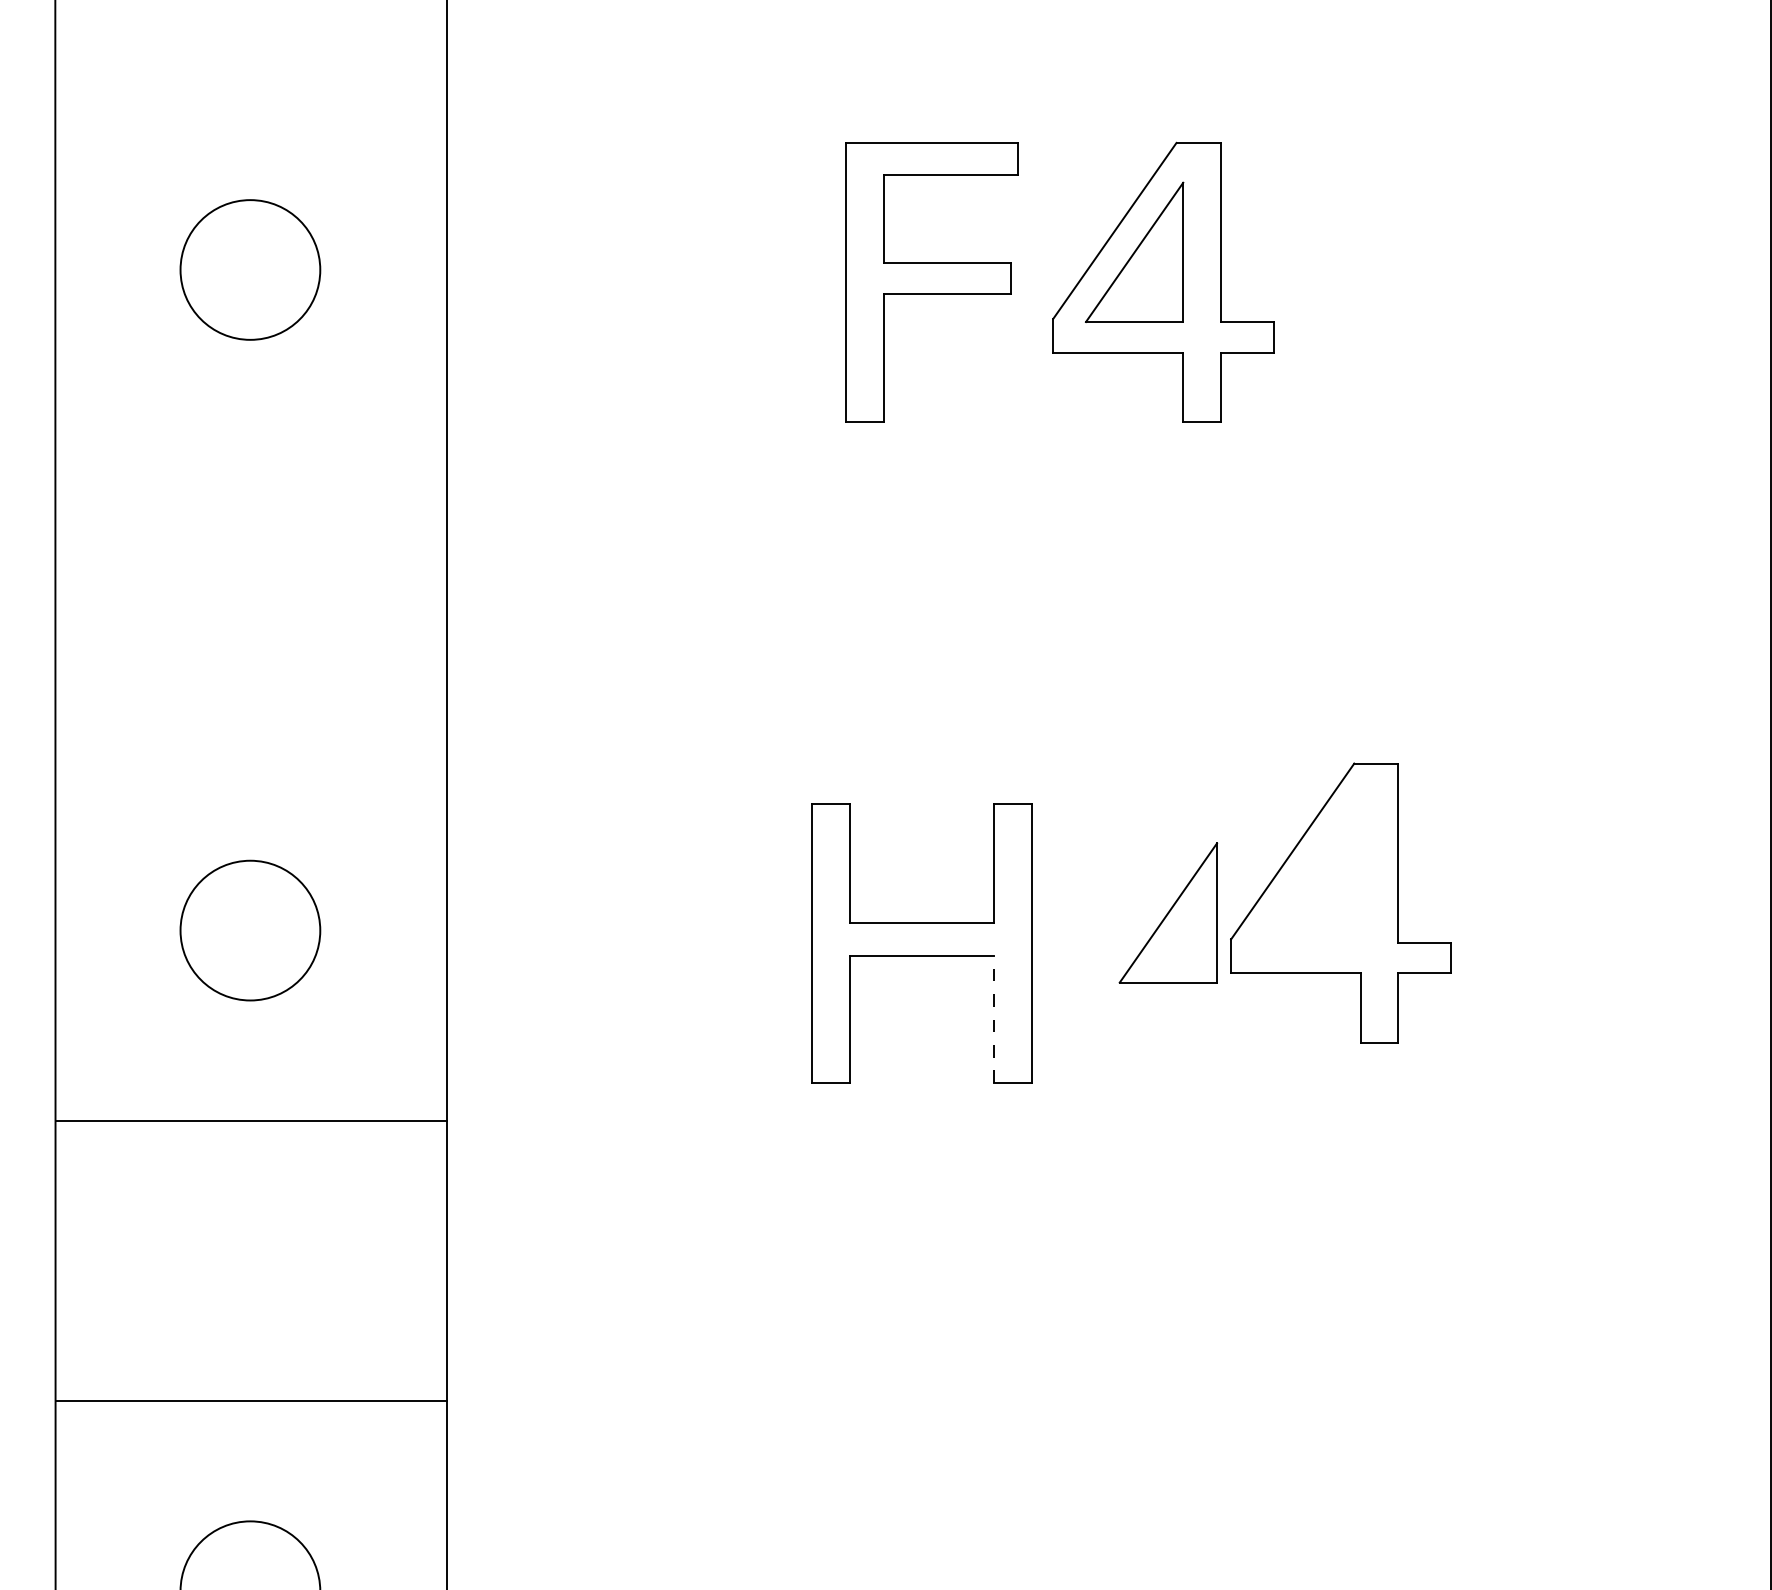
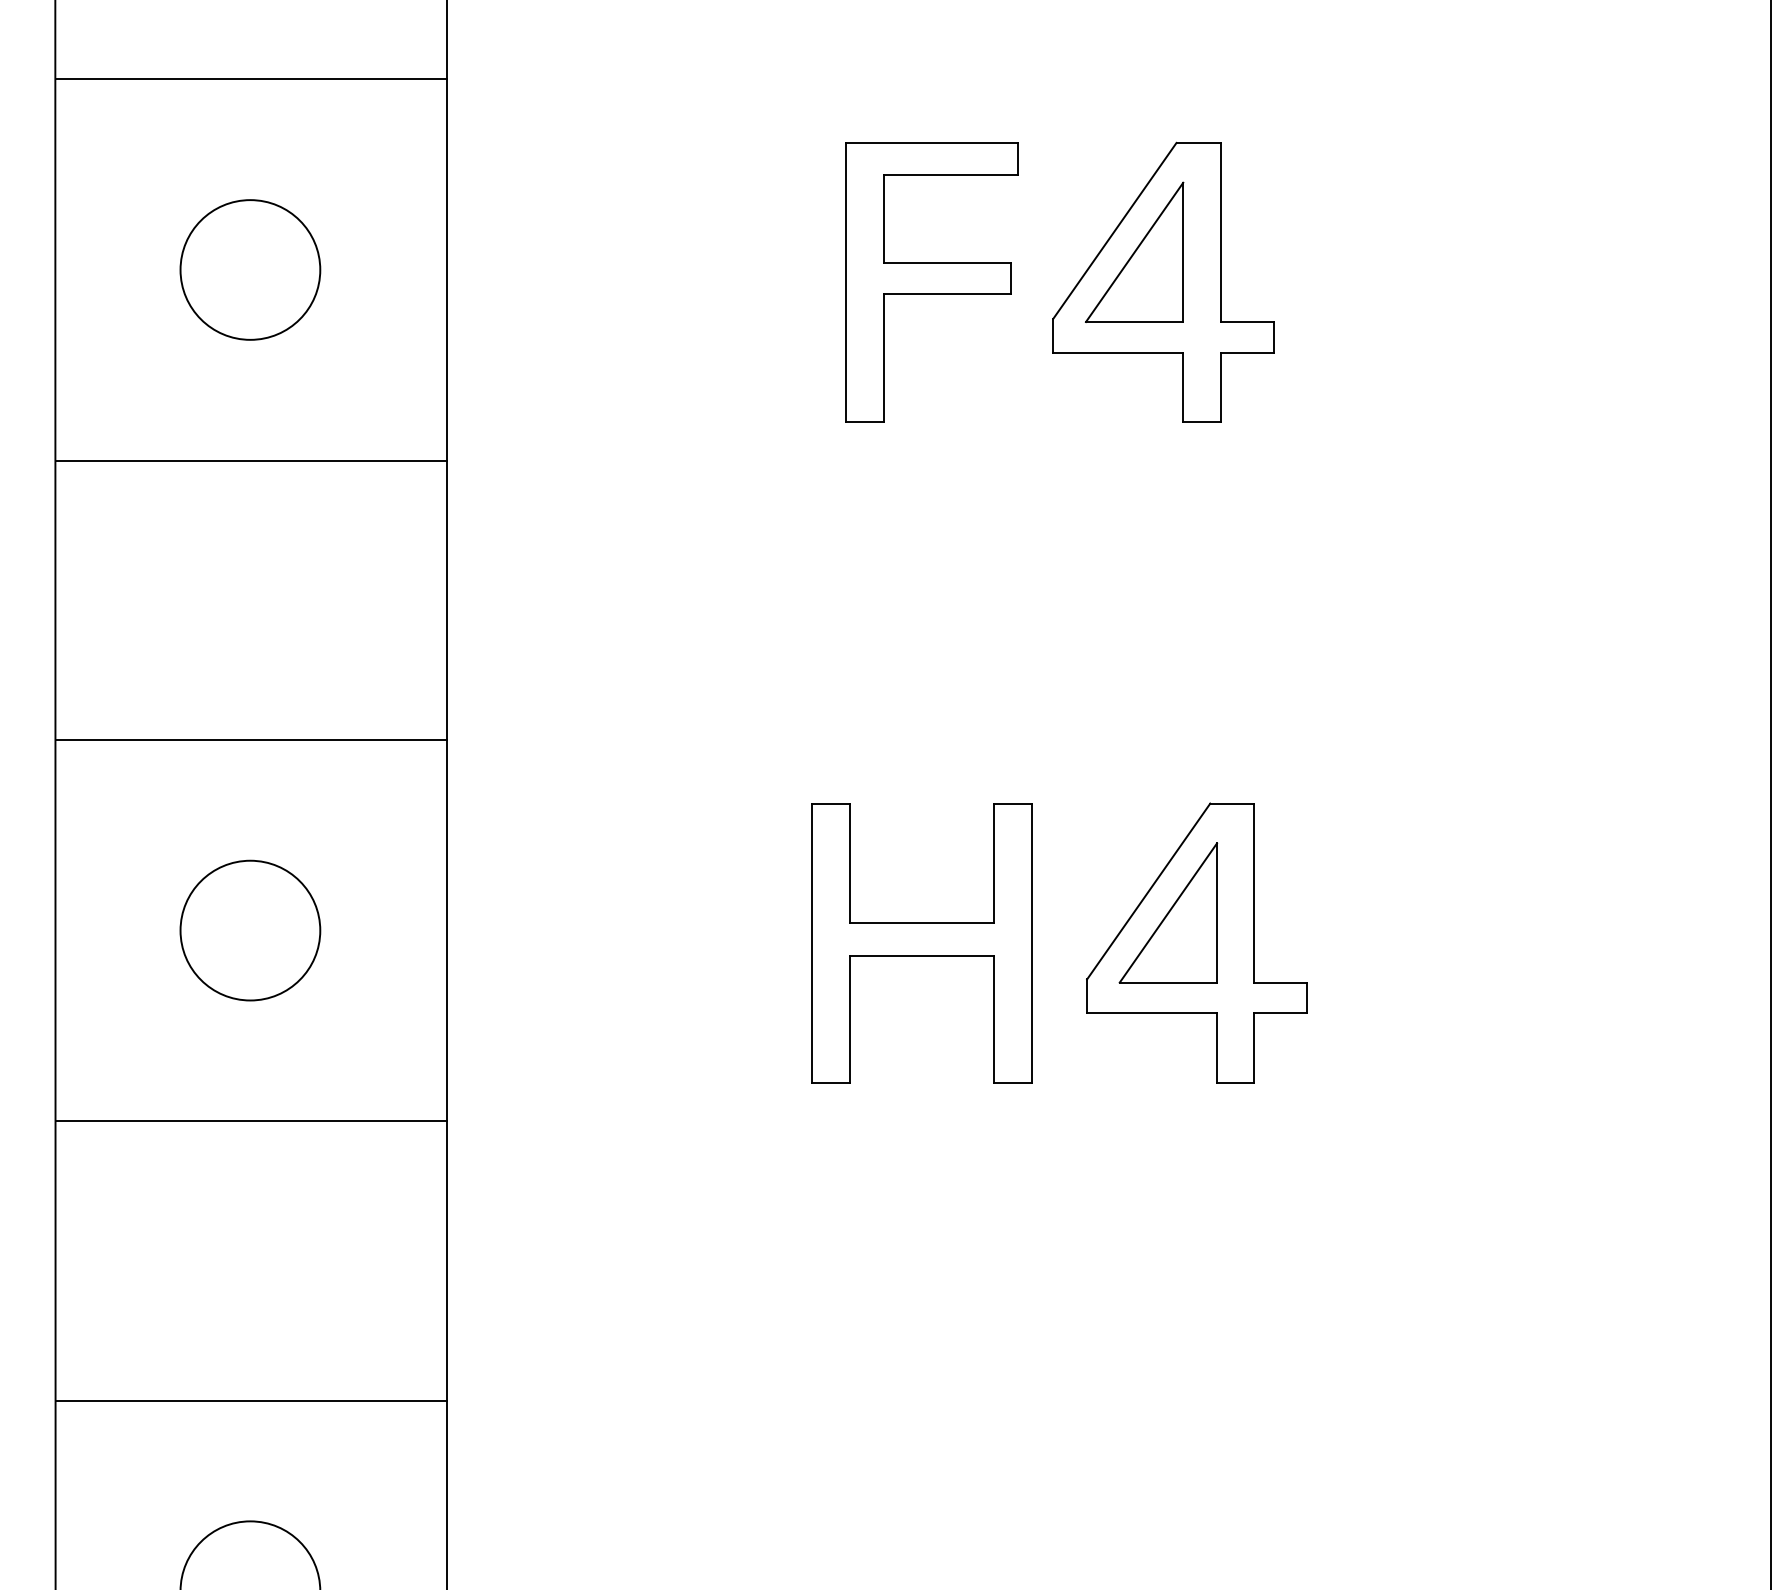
line: none -> present (251, 79)
line: none -> present (251, 460)
line: none -> present (251, 740)
part position: (1340, 902) -> (1196, 942) (1196, 942)
line: dashed -> solid (994, 1019)
